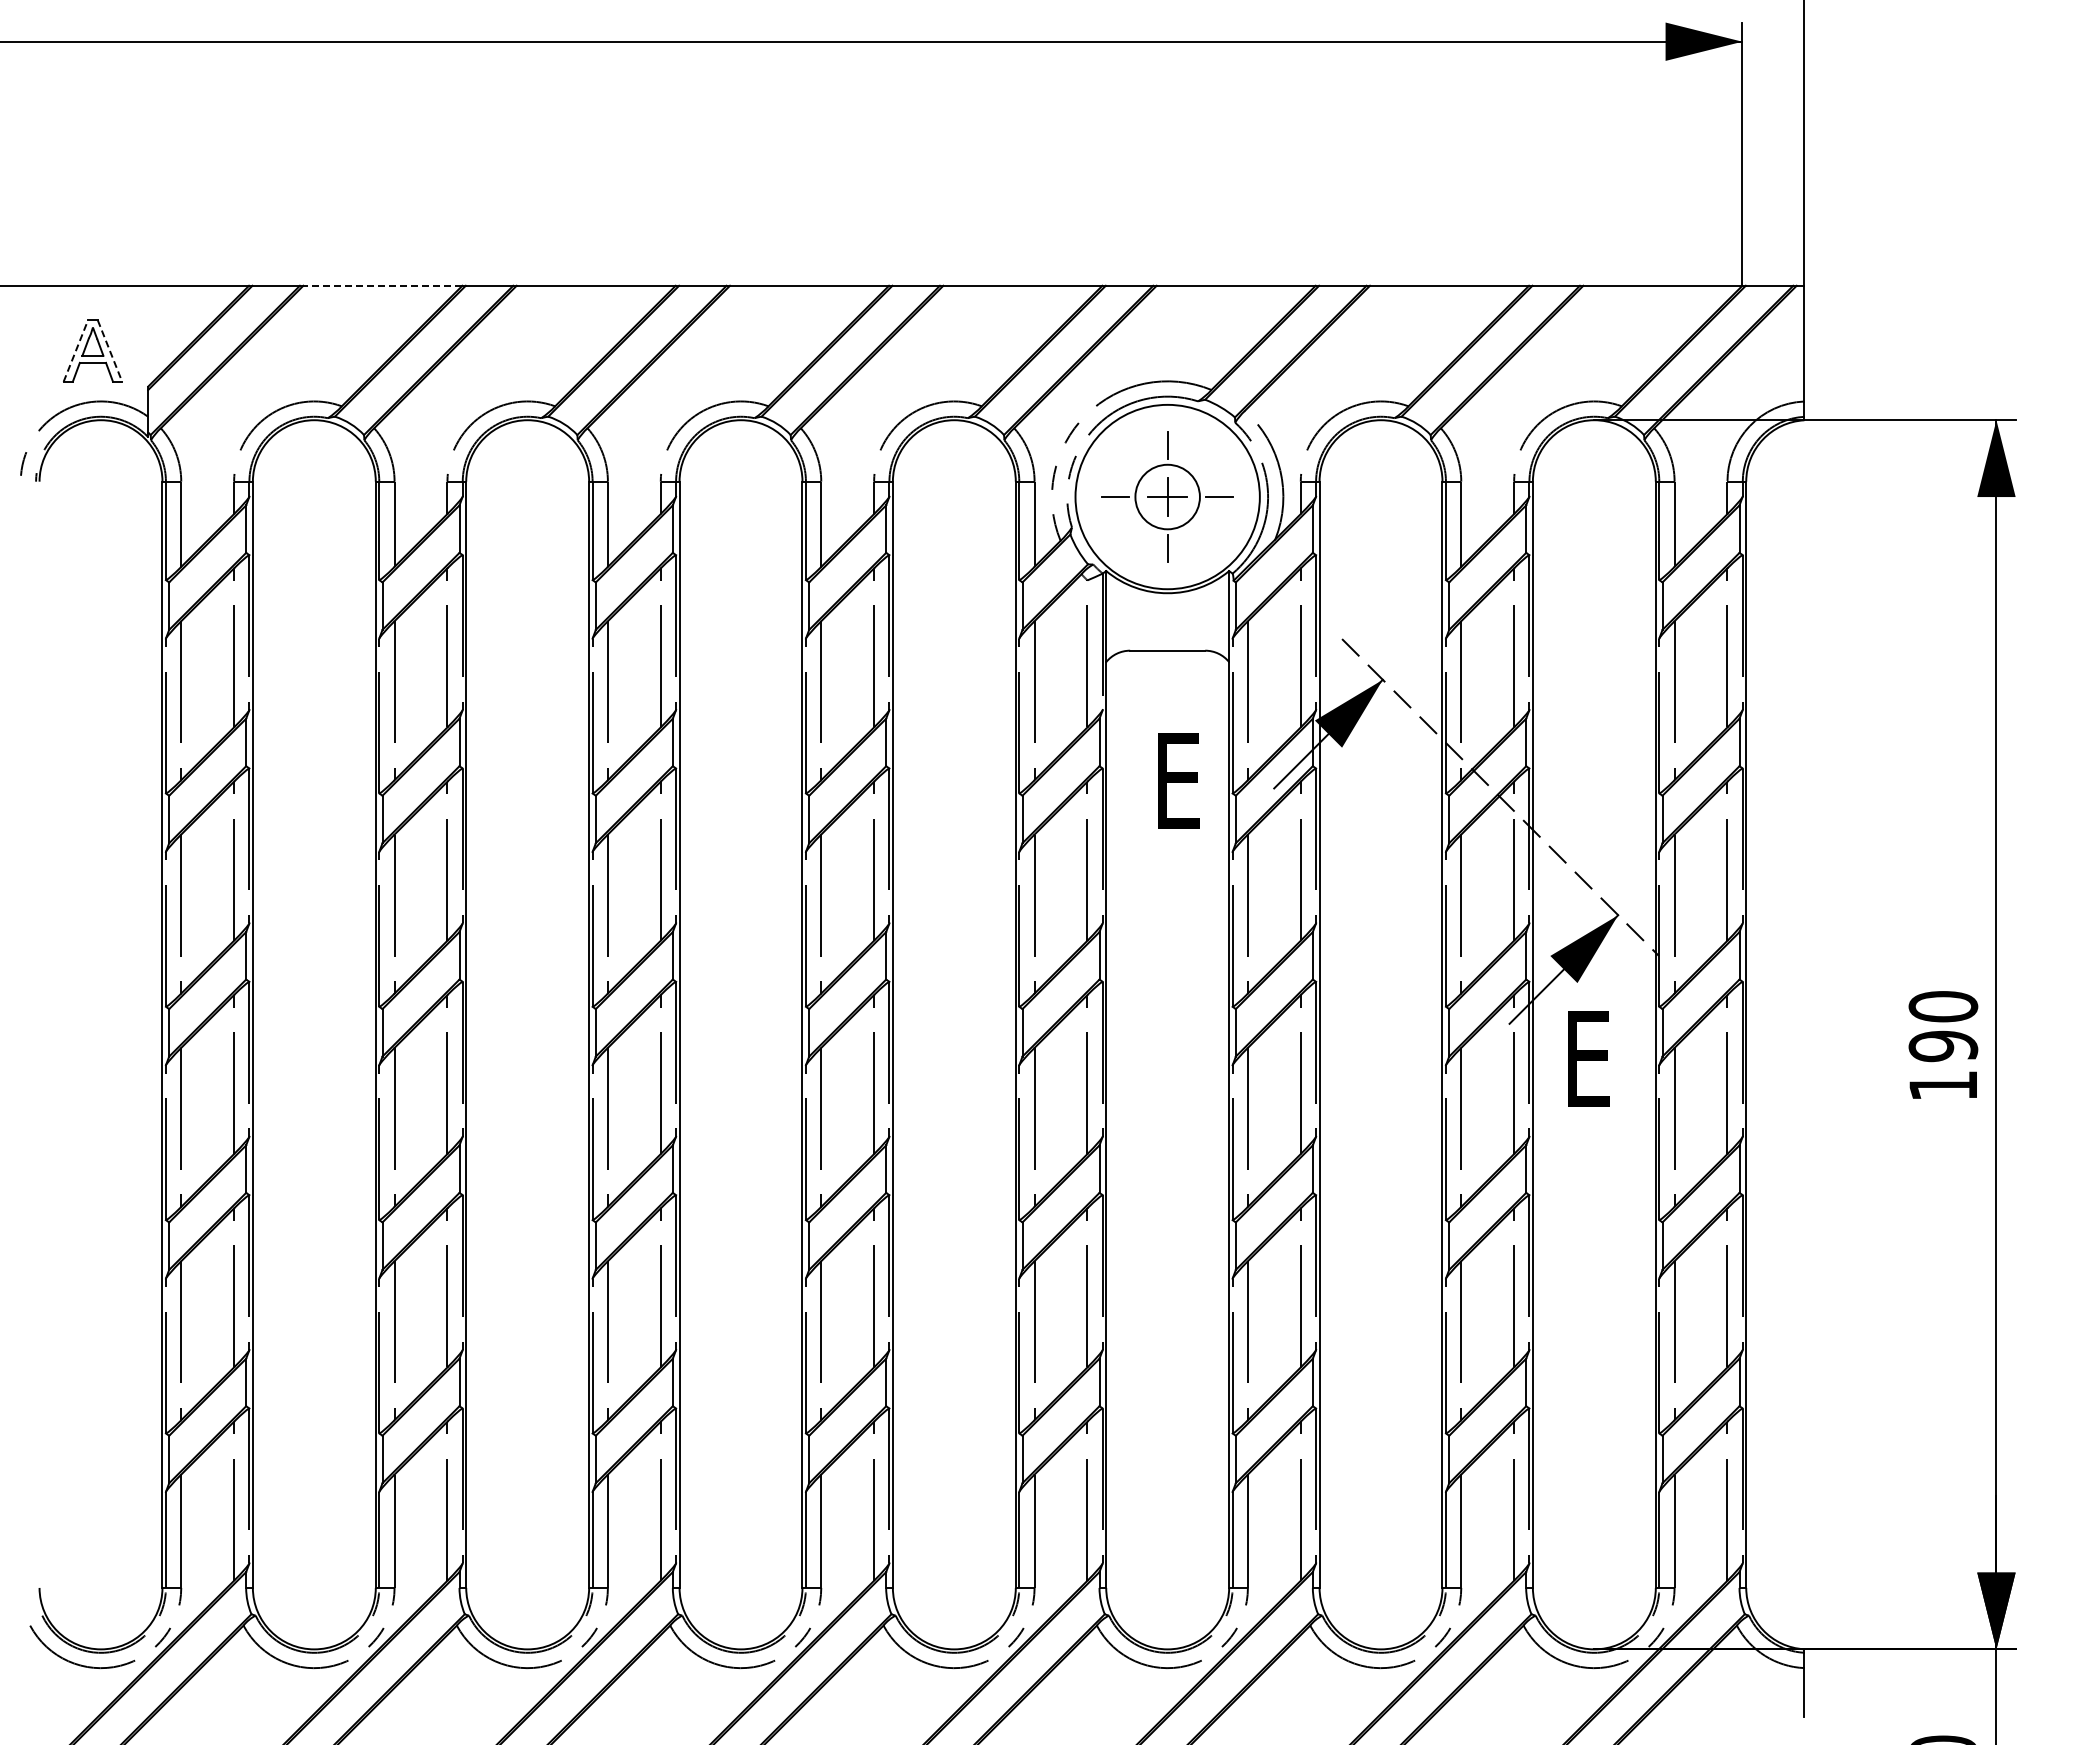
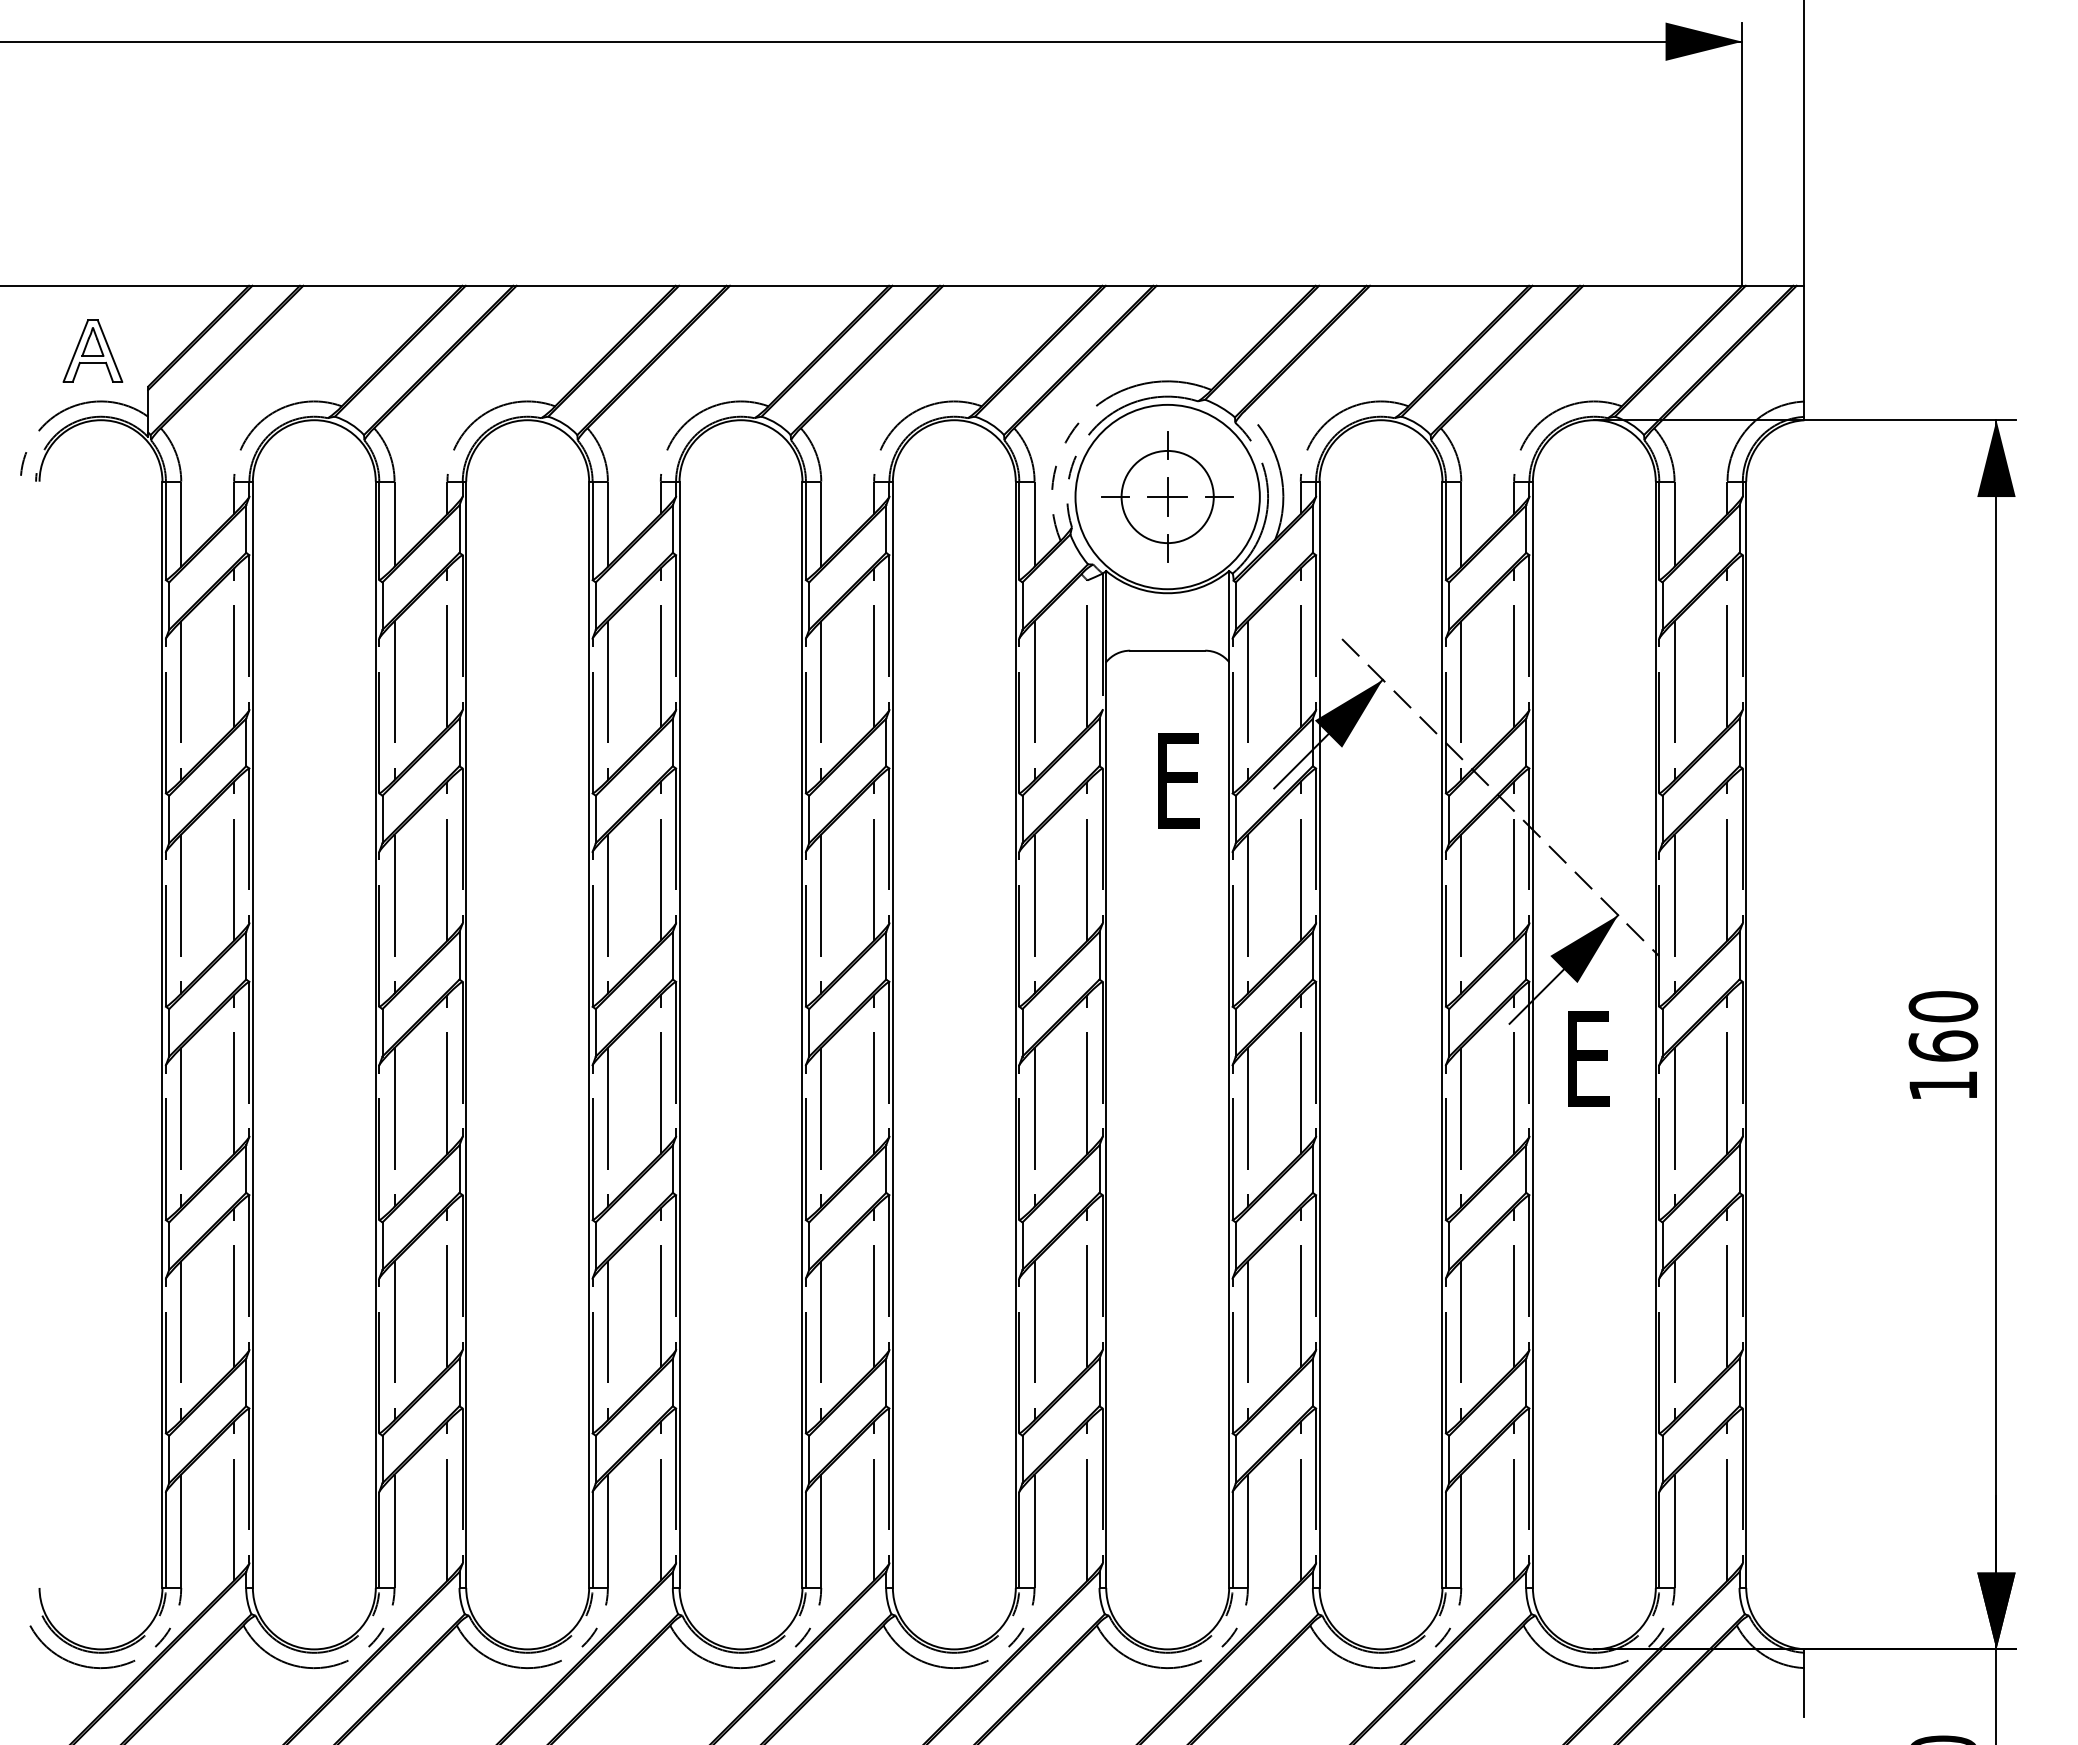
line: dashed -> solid (382, 285)
line: dashed -> solid (76, 350)
line: dashed -> solid (110, 351)
circle diameter: 65 px -> 92 px (1167, 496)
text: 190 -> 160 (1943, 1046)
